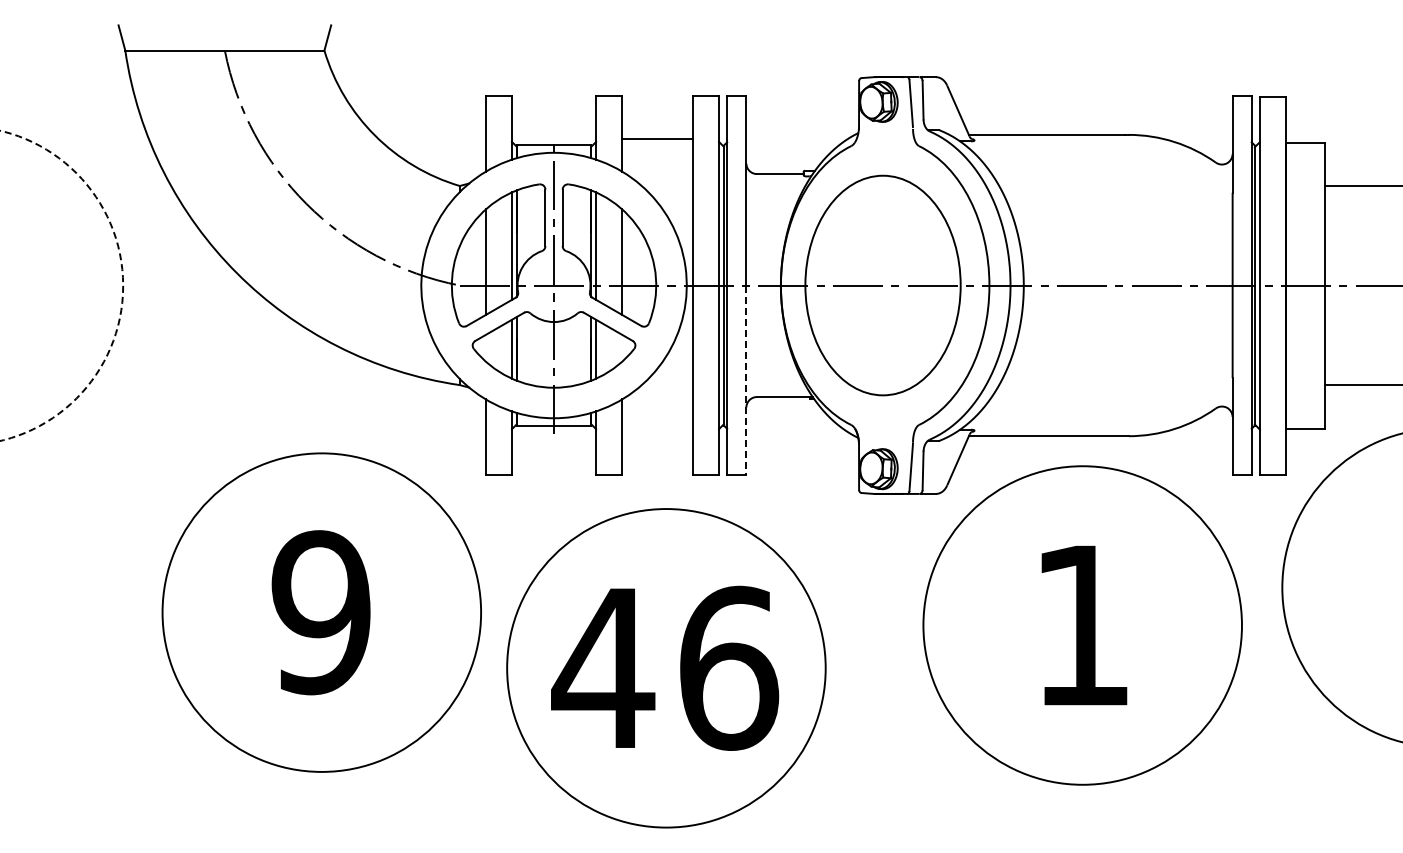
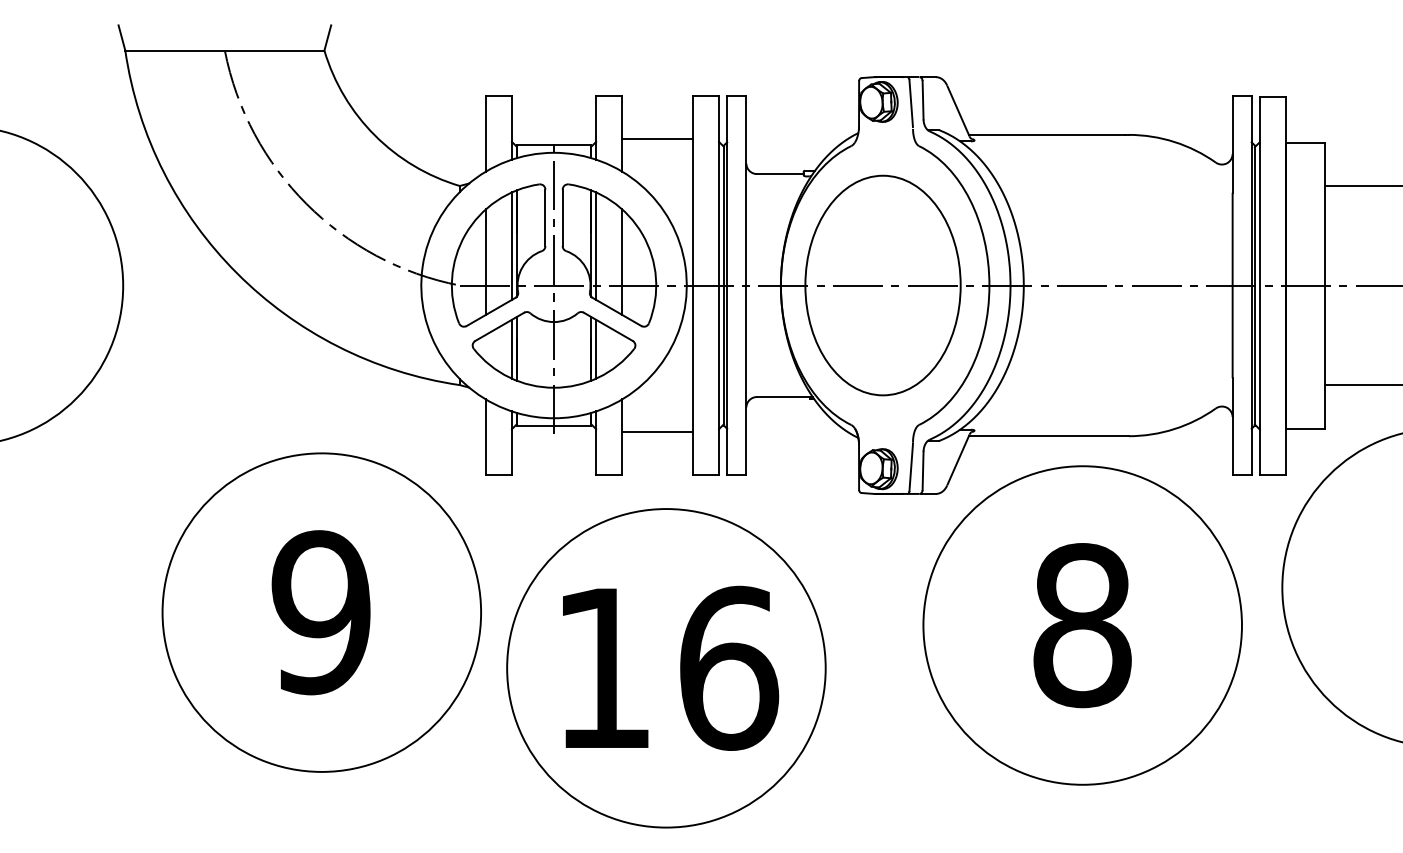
circle: dashed -> solid (61, 285)
line: dashed -> solid (746, 380)
line: none -> present (657, 431)
text: 1 -> 8 (1082, 625)
text: 46 -> 16 (603, 667)
